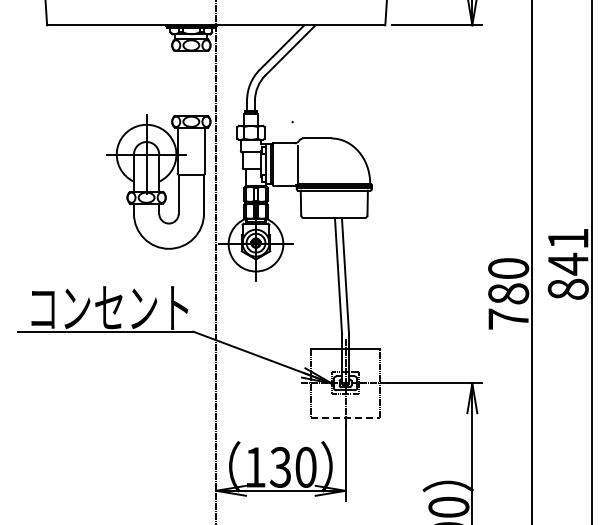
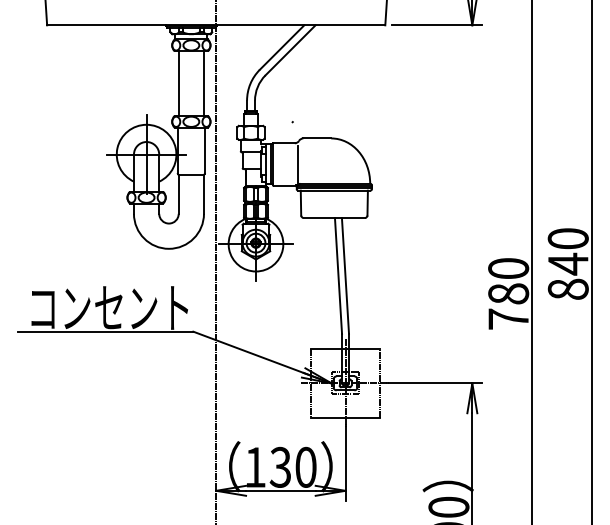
line: none -> present (178, 83)
line: none -> present (203, 83)
text: 841 -> 840 (567, 238)
line: dashed -> solid (345, 418)
